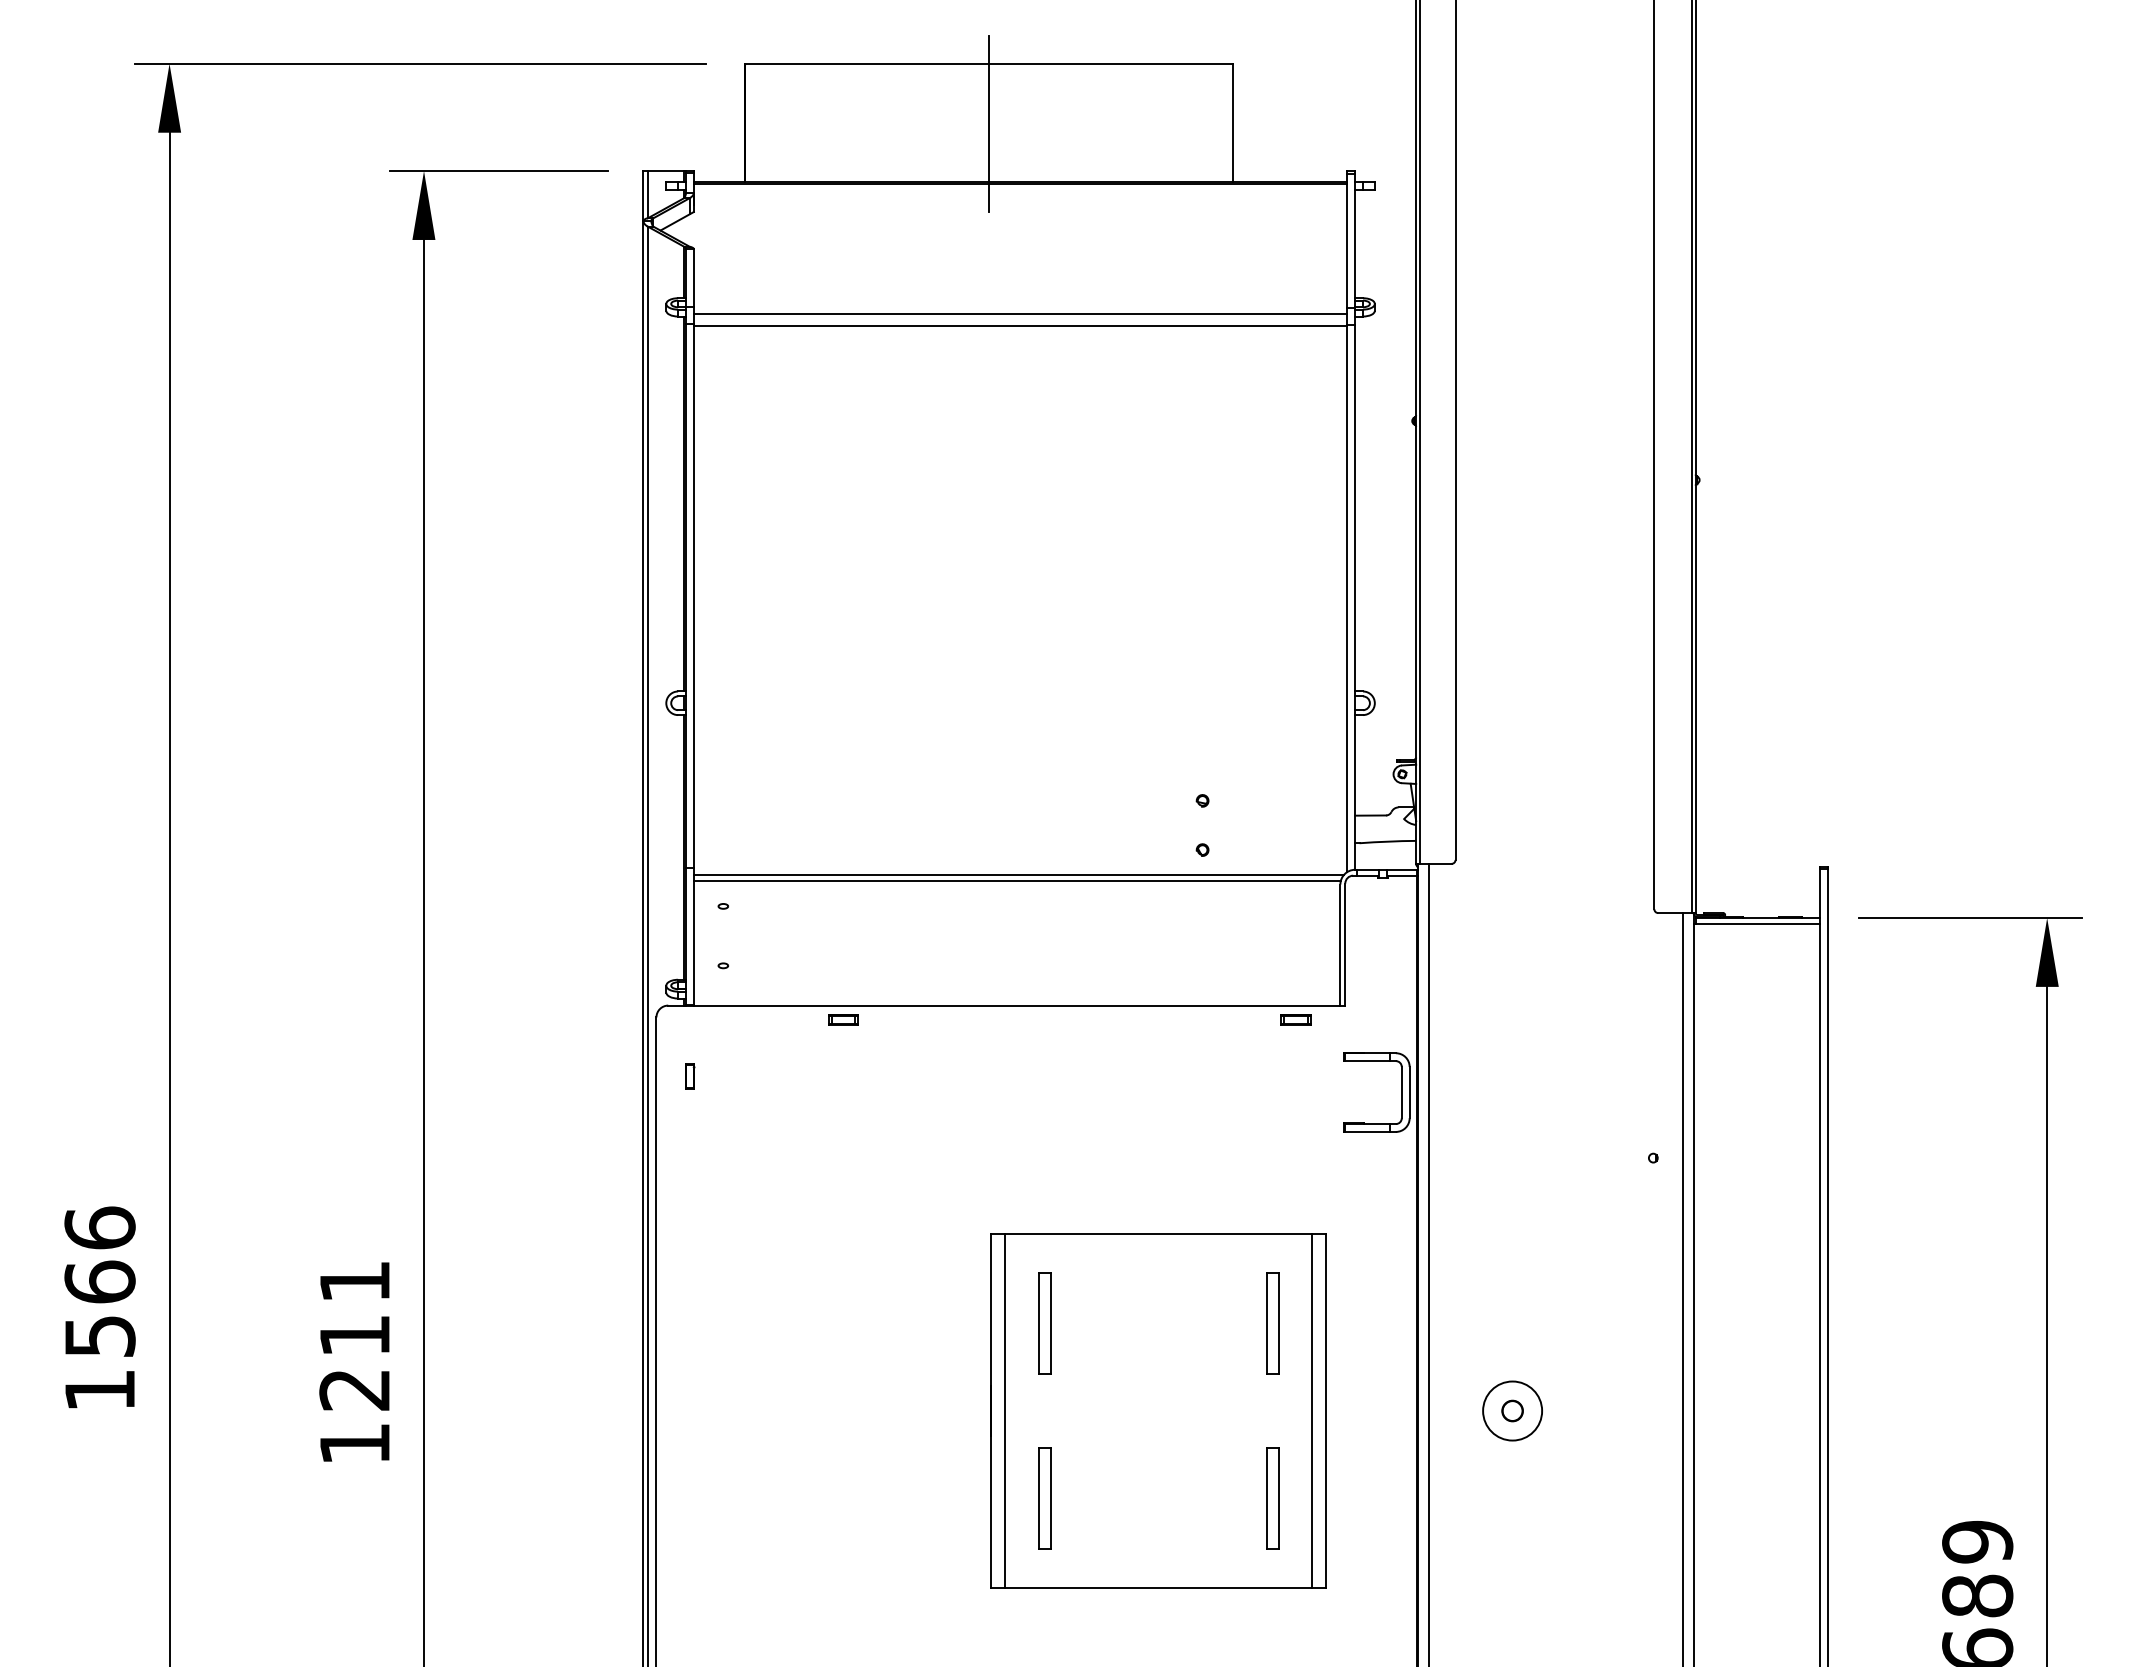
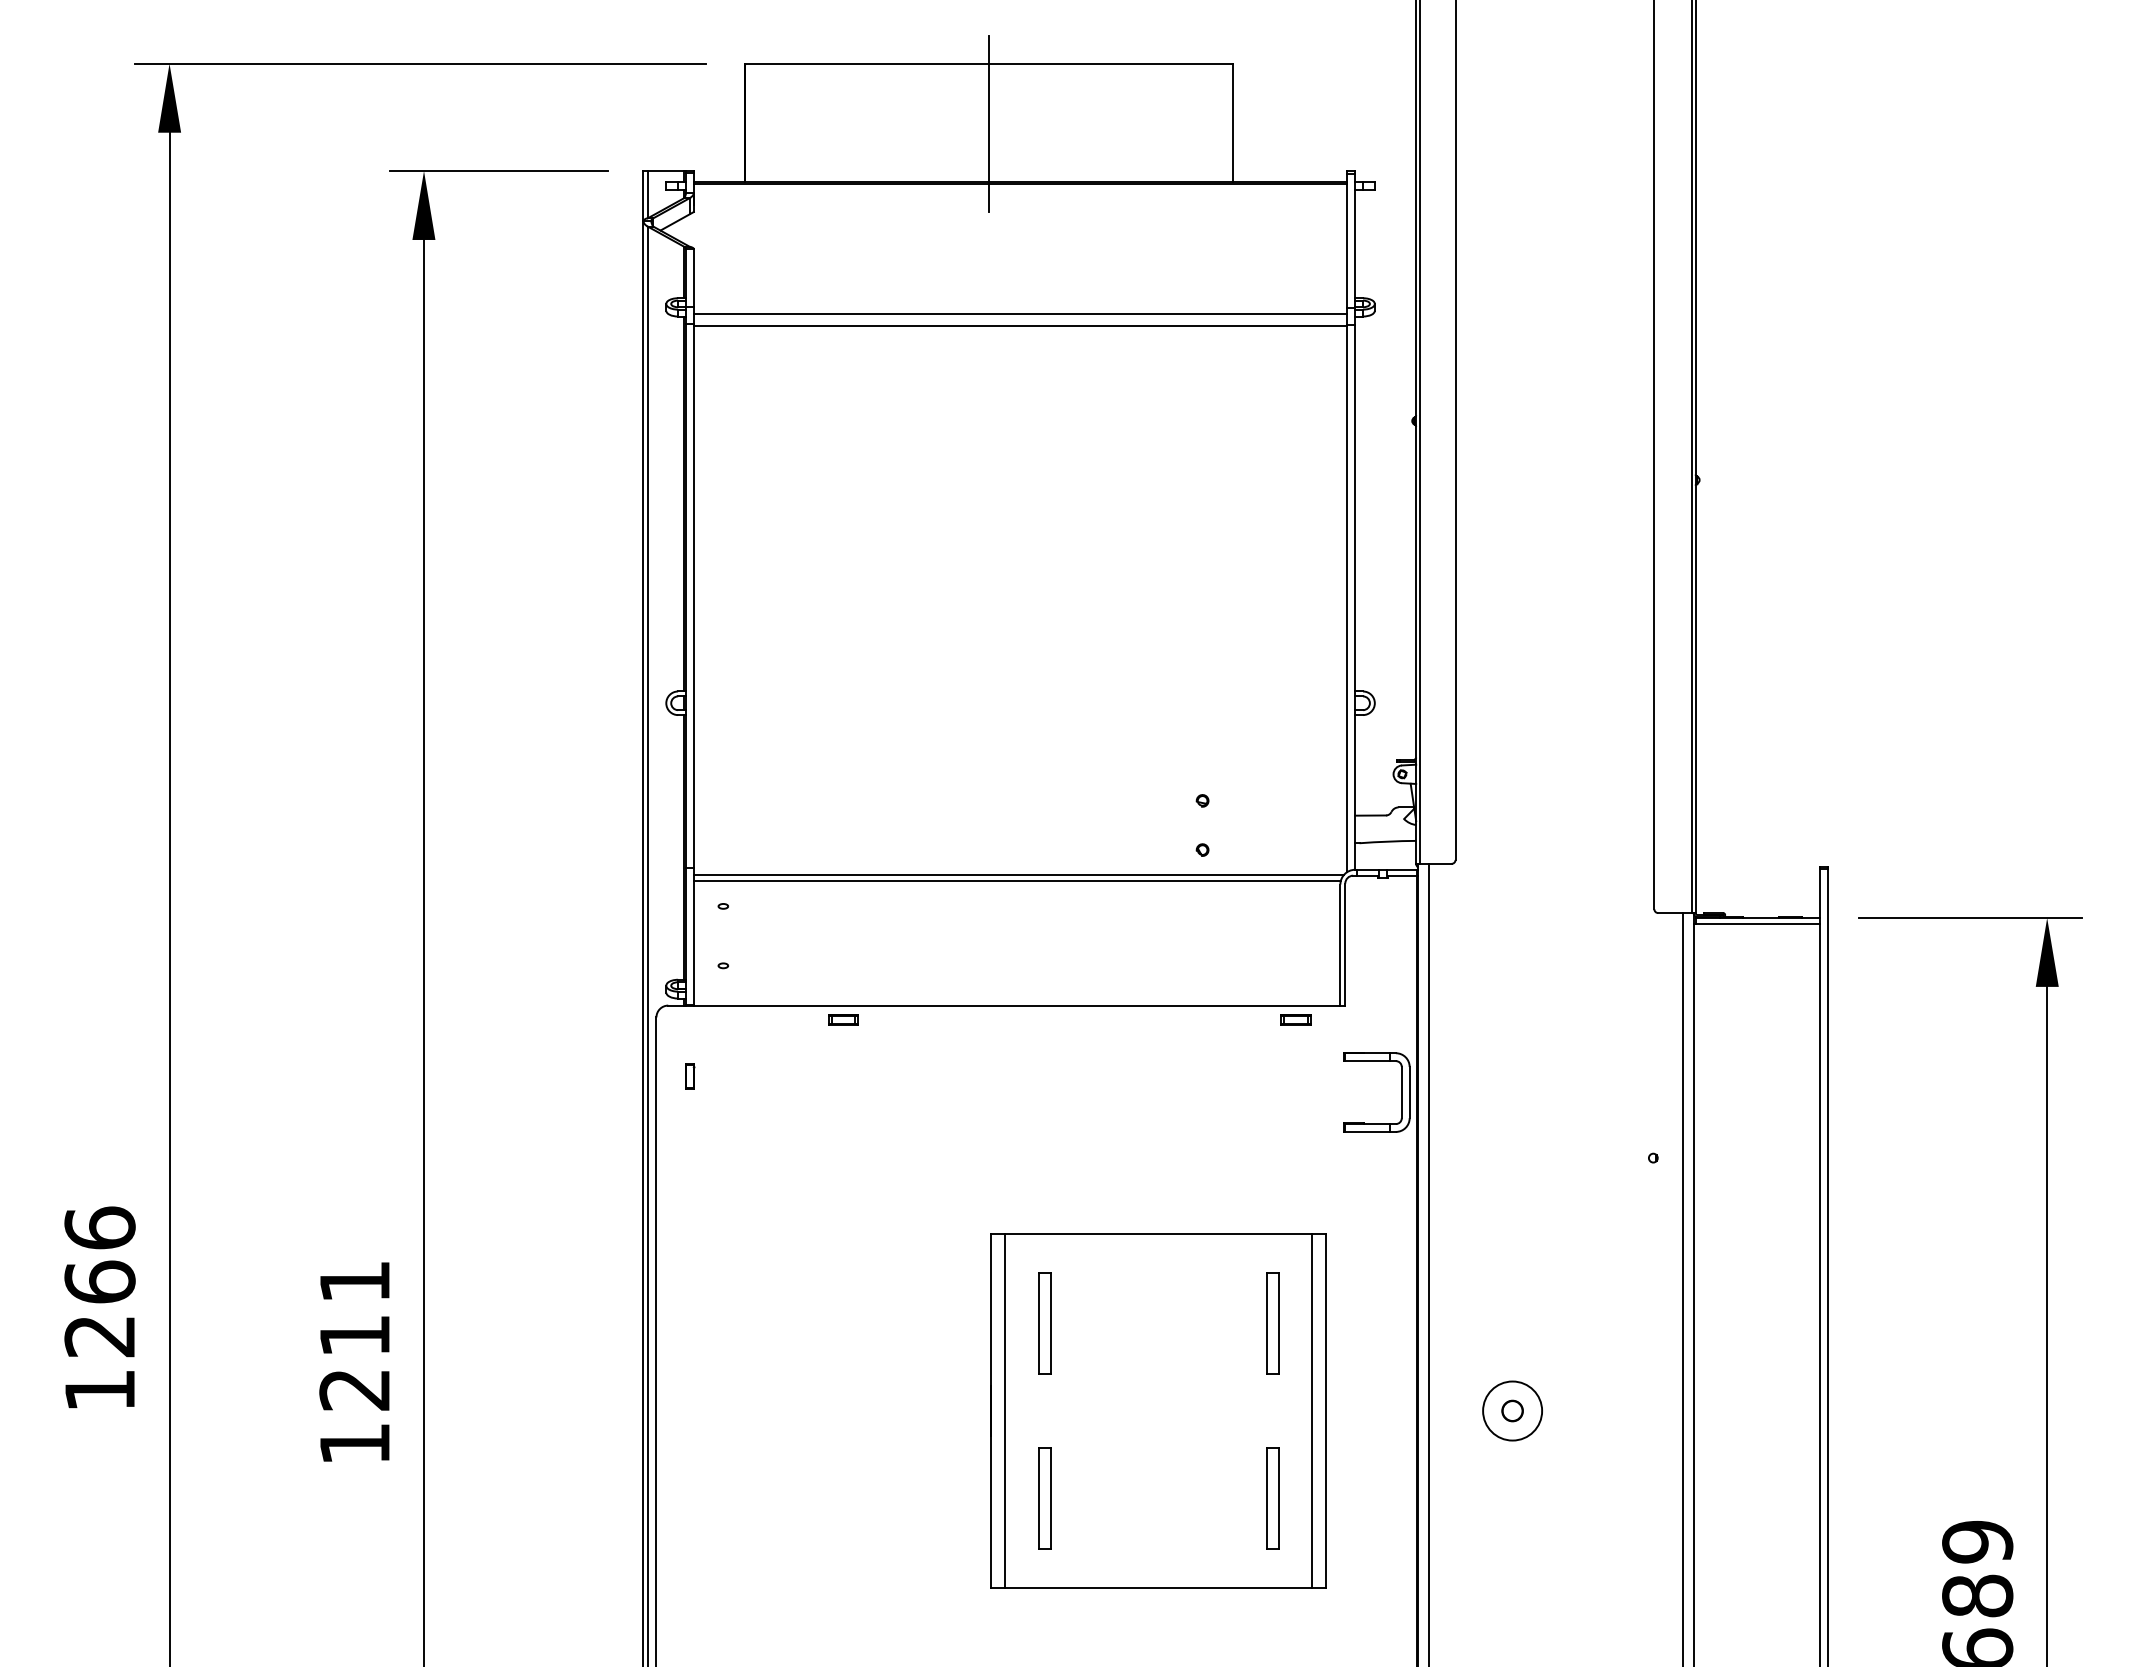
text: 1566 -> 1266 (99, 1336)
